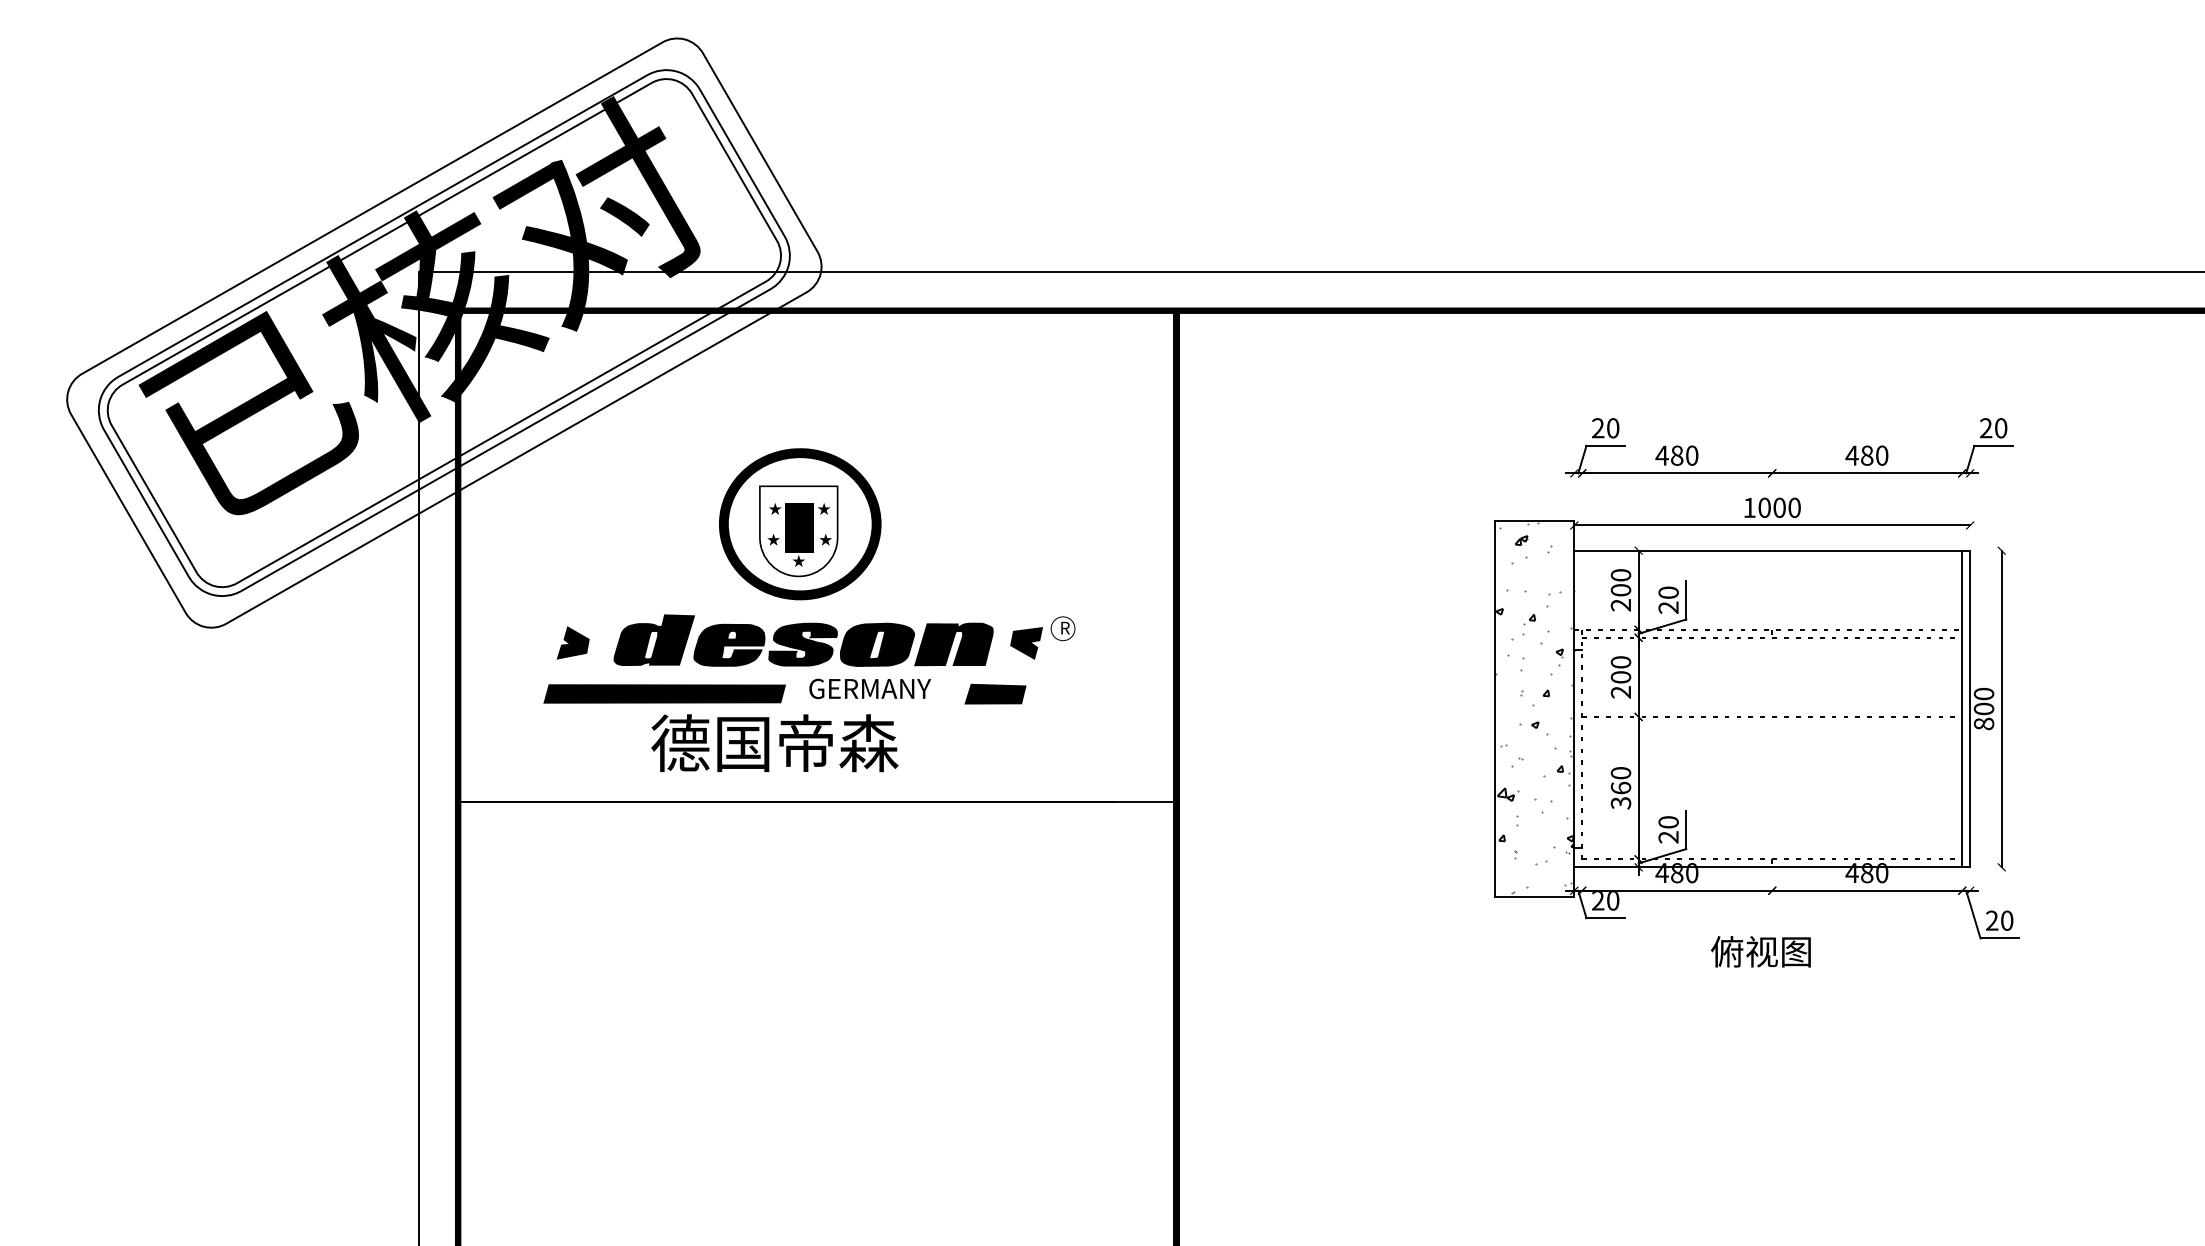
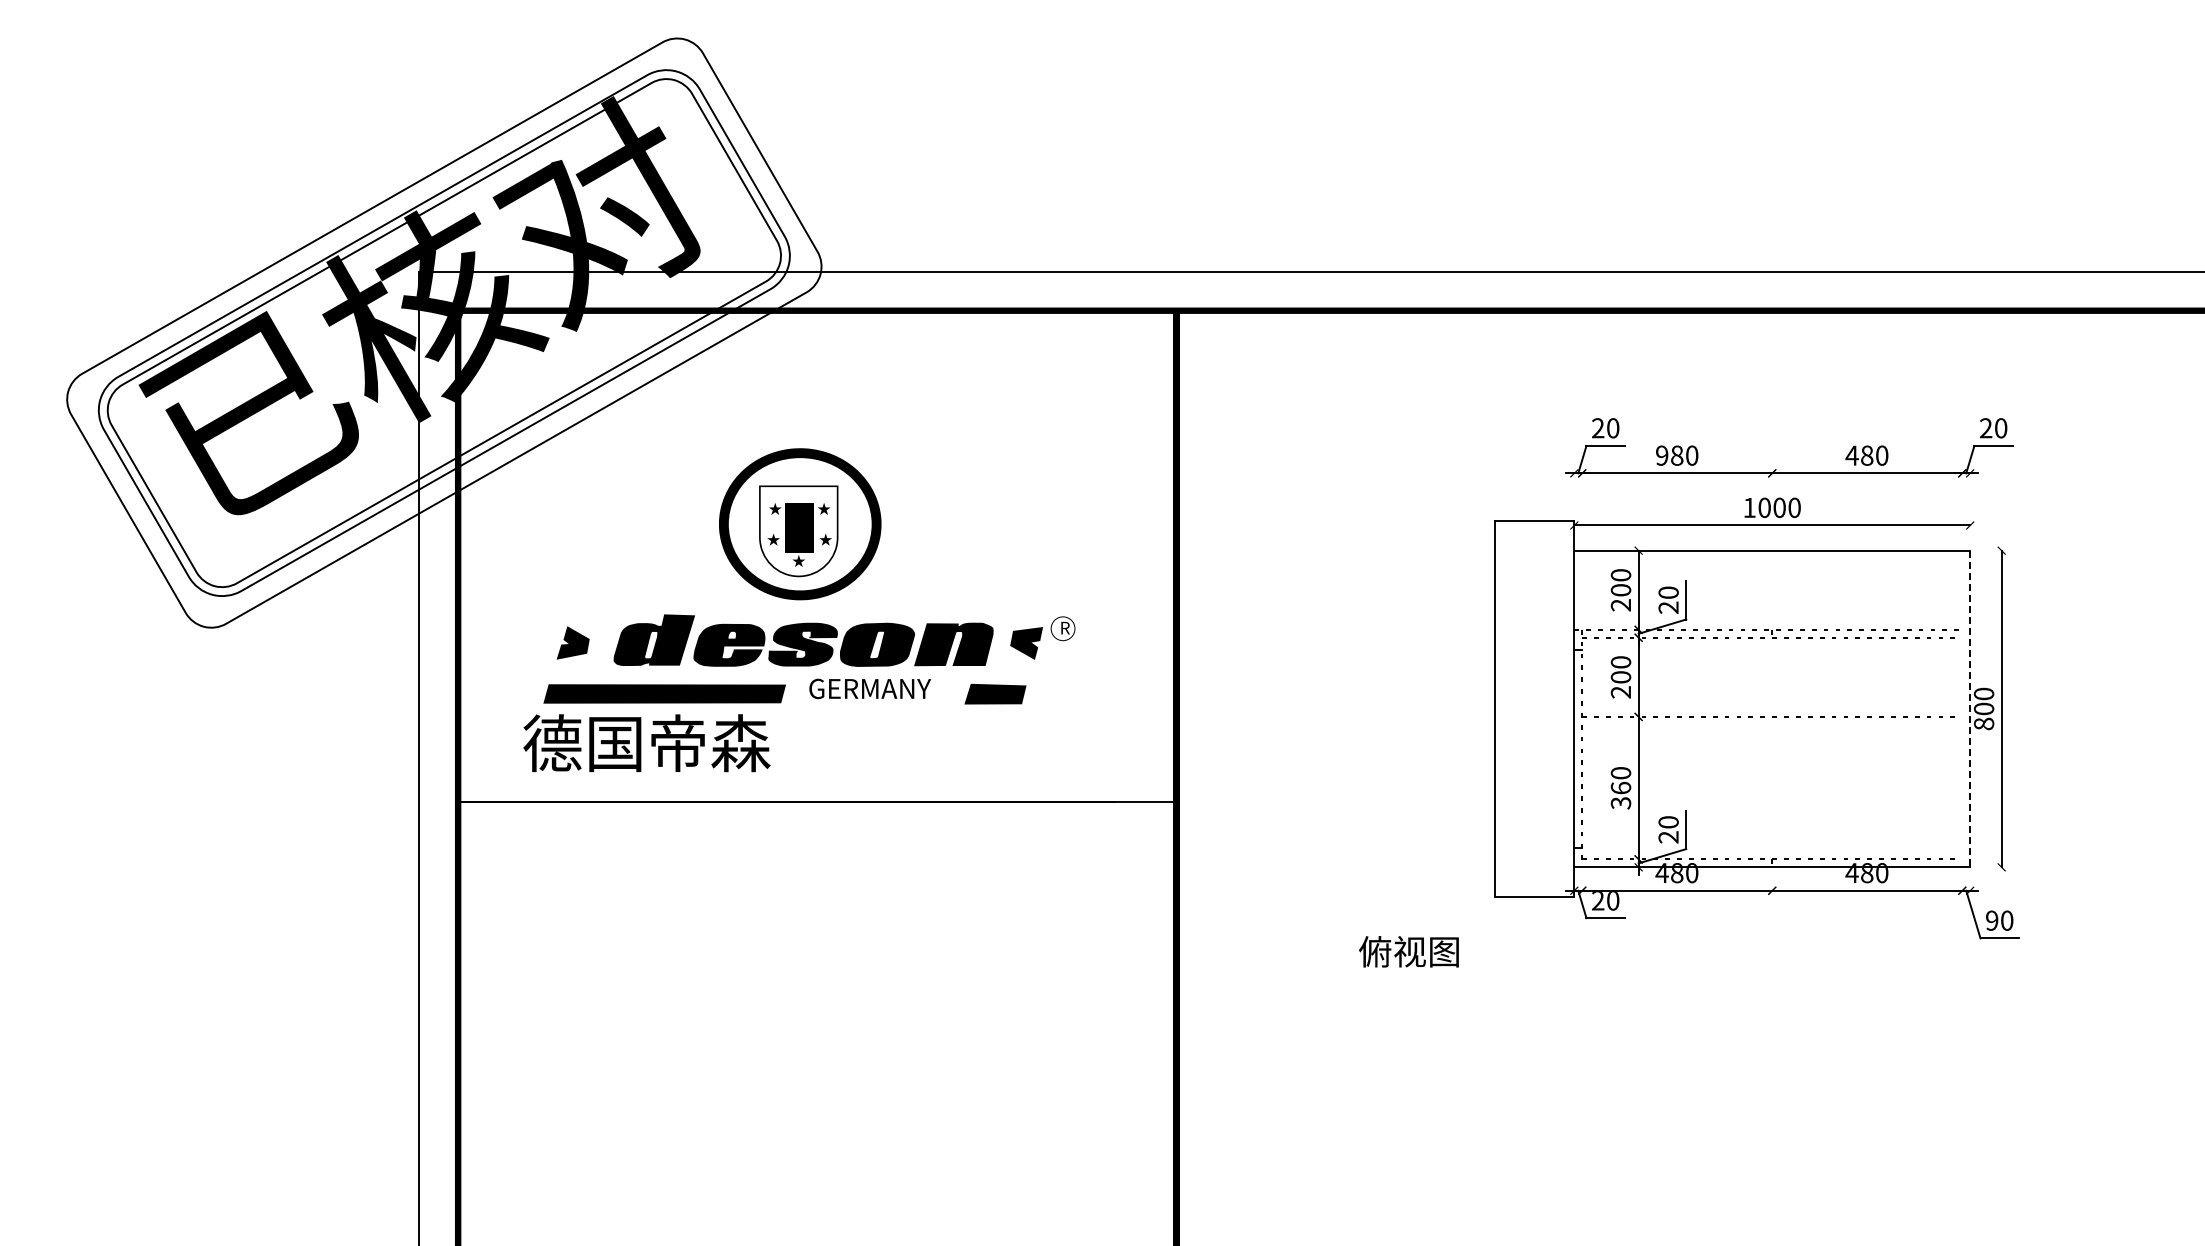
text: 480 -> 980 (1661, 455)
hatch: present -> none (1535, 708)
line: present -> none (1962, 708)
line: solid -> dashed (1970, 709)
text position: (774, 743) -> (646, 743) (646, 743)
text: 20 -> 90 (1992, 920)
text position: (1760, 951) -> (1408, 951) (1408, 951)
